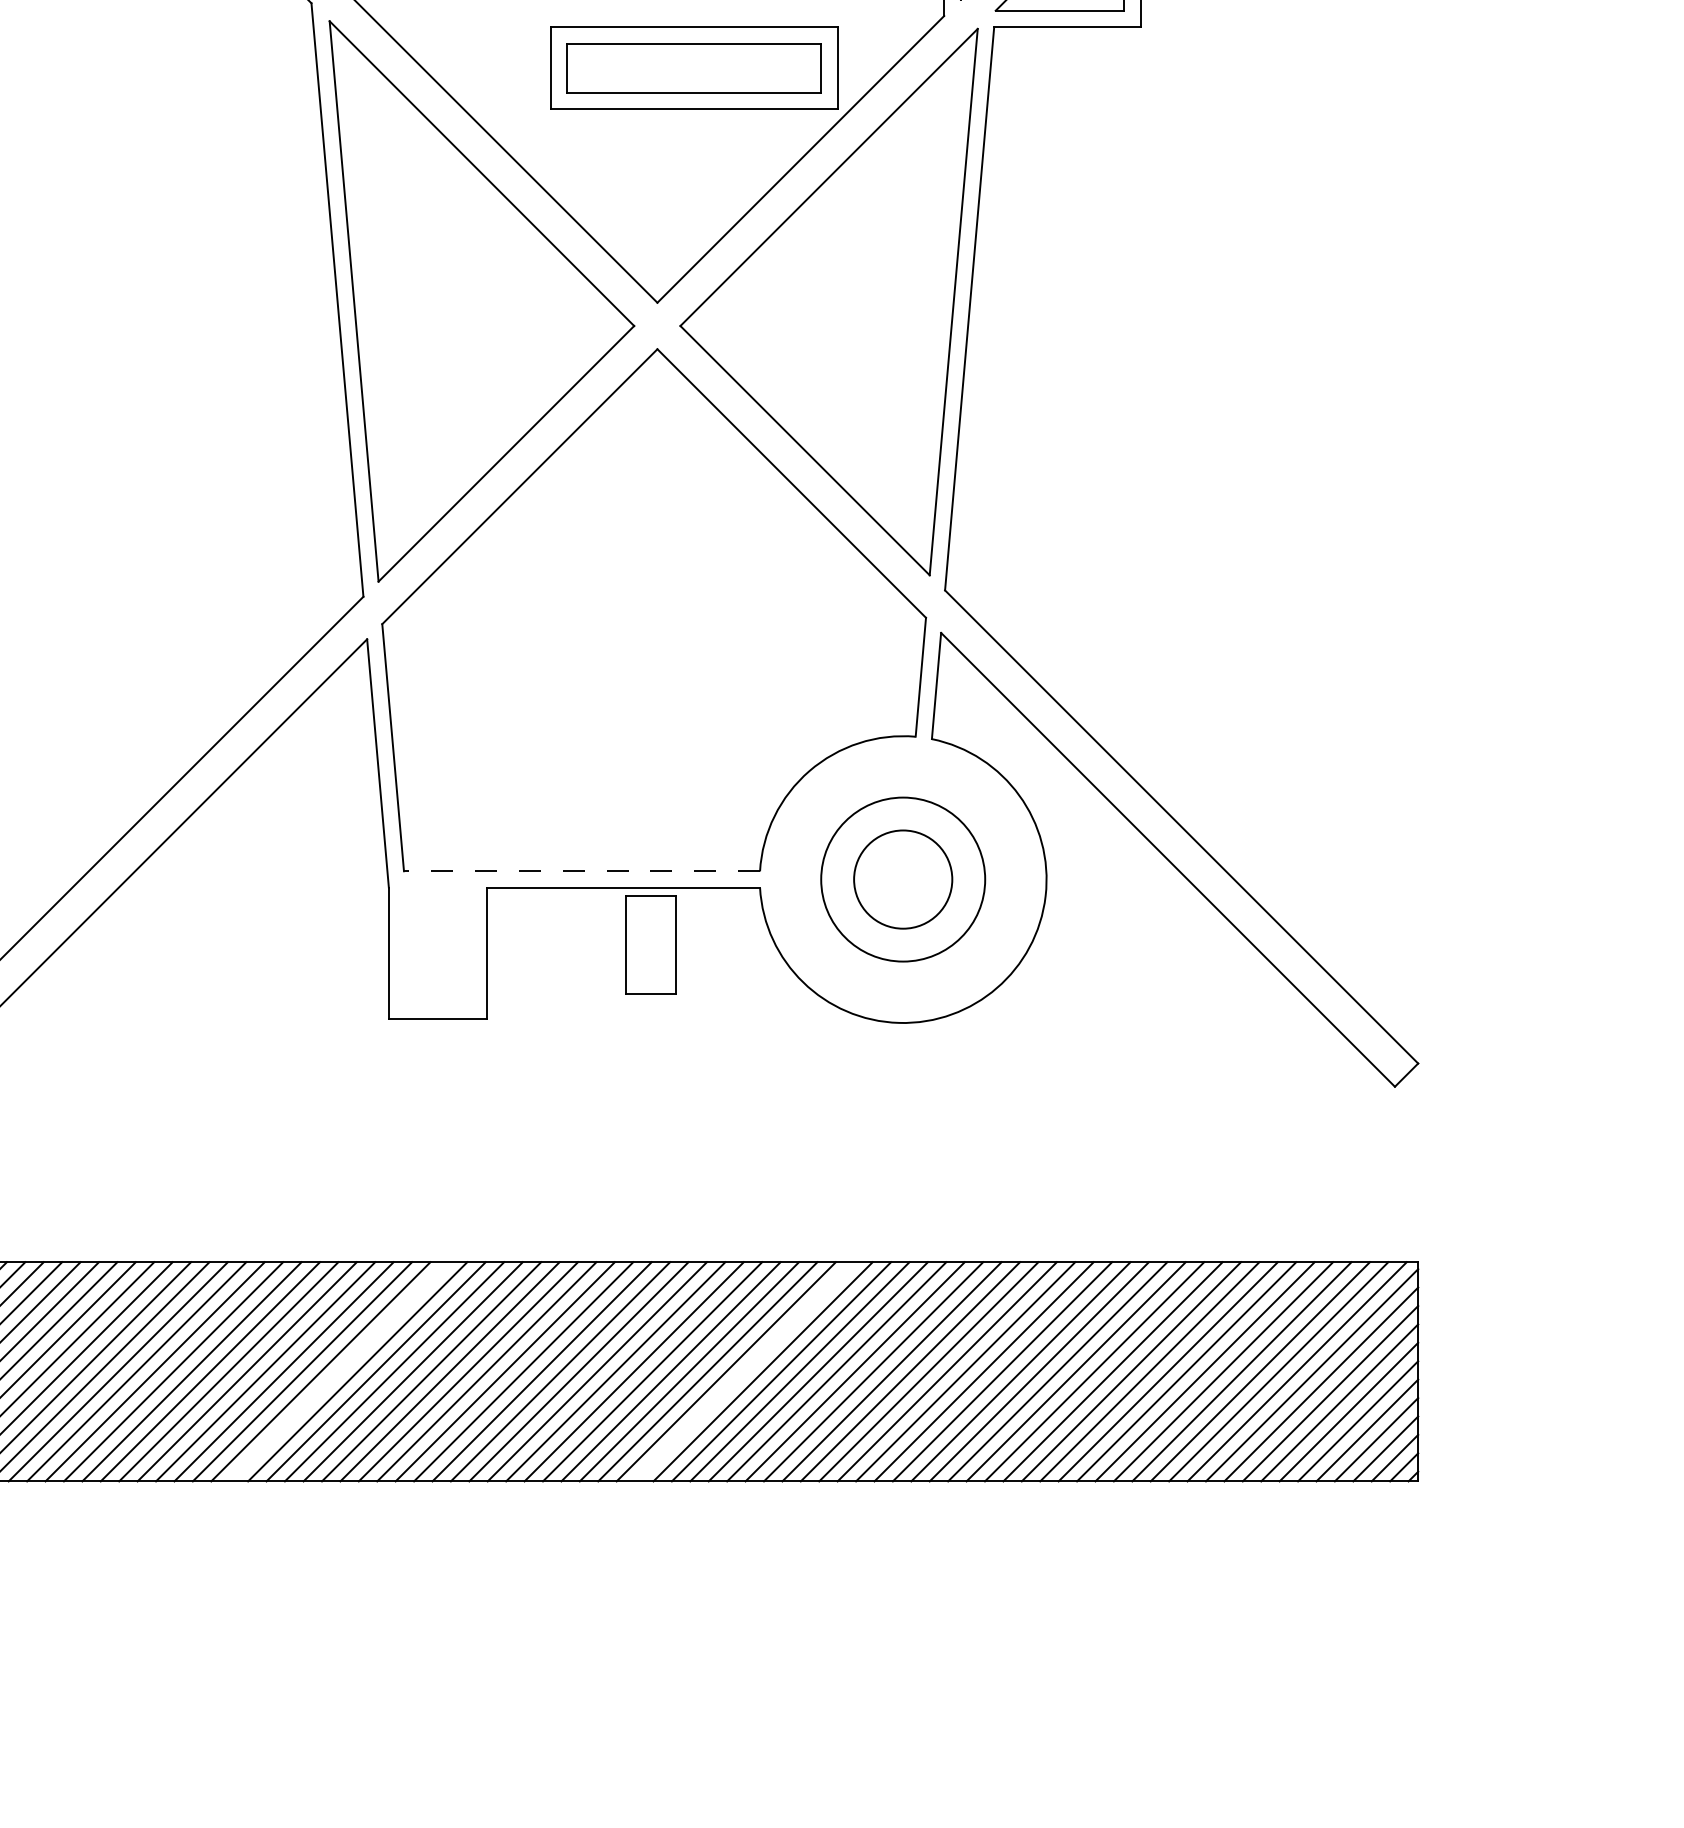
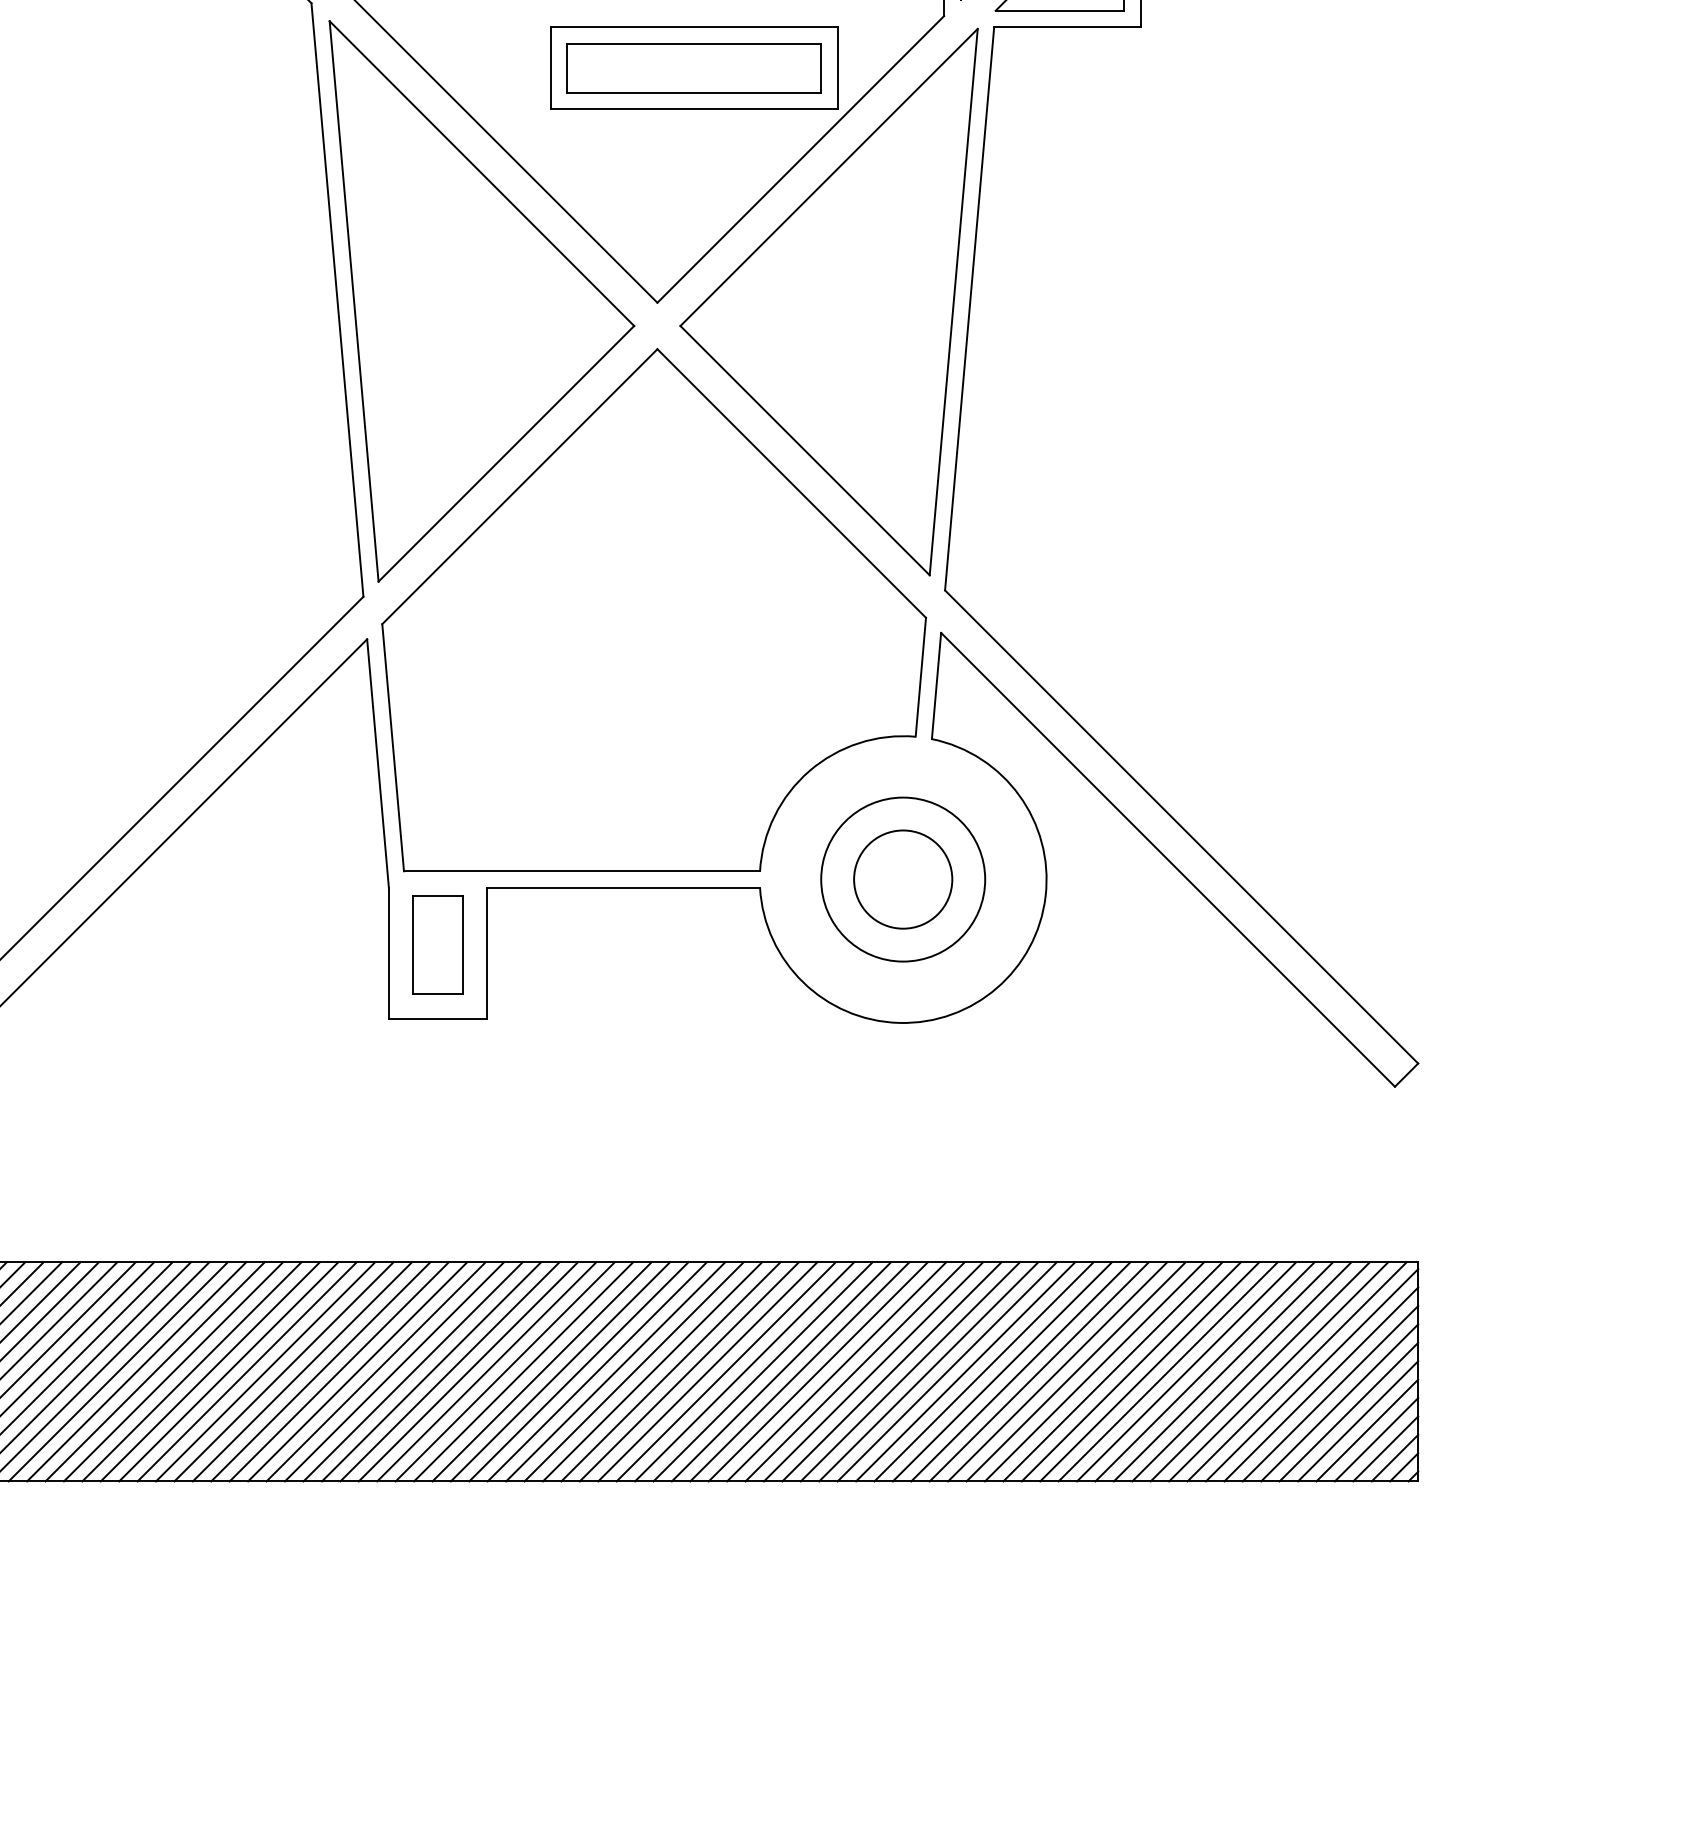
line: dashed -> solid (581, 871)
part position: (650, 944) -> (437, 944) (437, 944)
line: none -> present (338, 1371)
line: none -> present (744, 1371)
